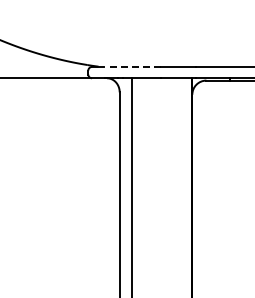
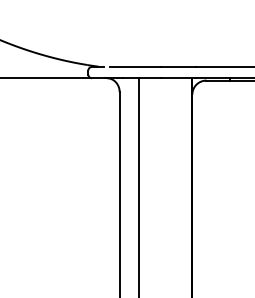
line: dashed -> solid (135, 66)
line position: (131, 186) -> (138, 186) (138, 186)
